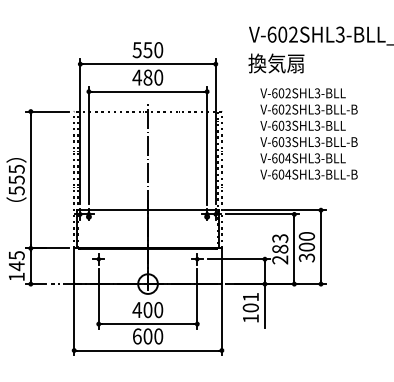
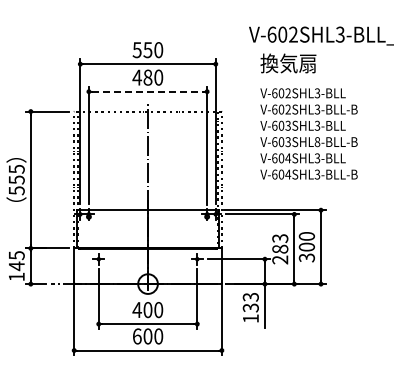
text position: (276, 63) -> (288, 63) (288, 63)
line: solid -> dashed (148, 91)
text: V-603SHL3-BLL-B -> V-603SHL8-BLL-B (317, 141)
text: 101 -> 133 (250, 302)
